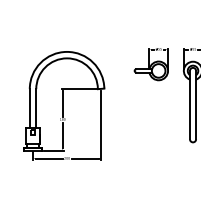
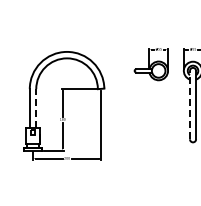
line: solid -> dashed (189, 104)
line: solid -> dashed (36, 108)
